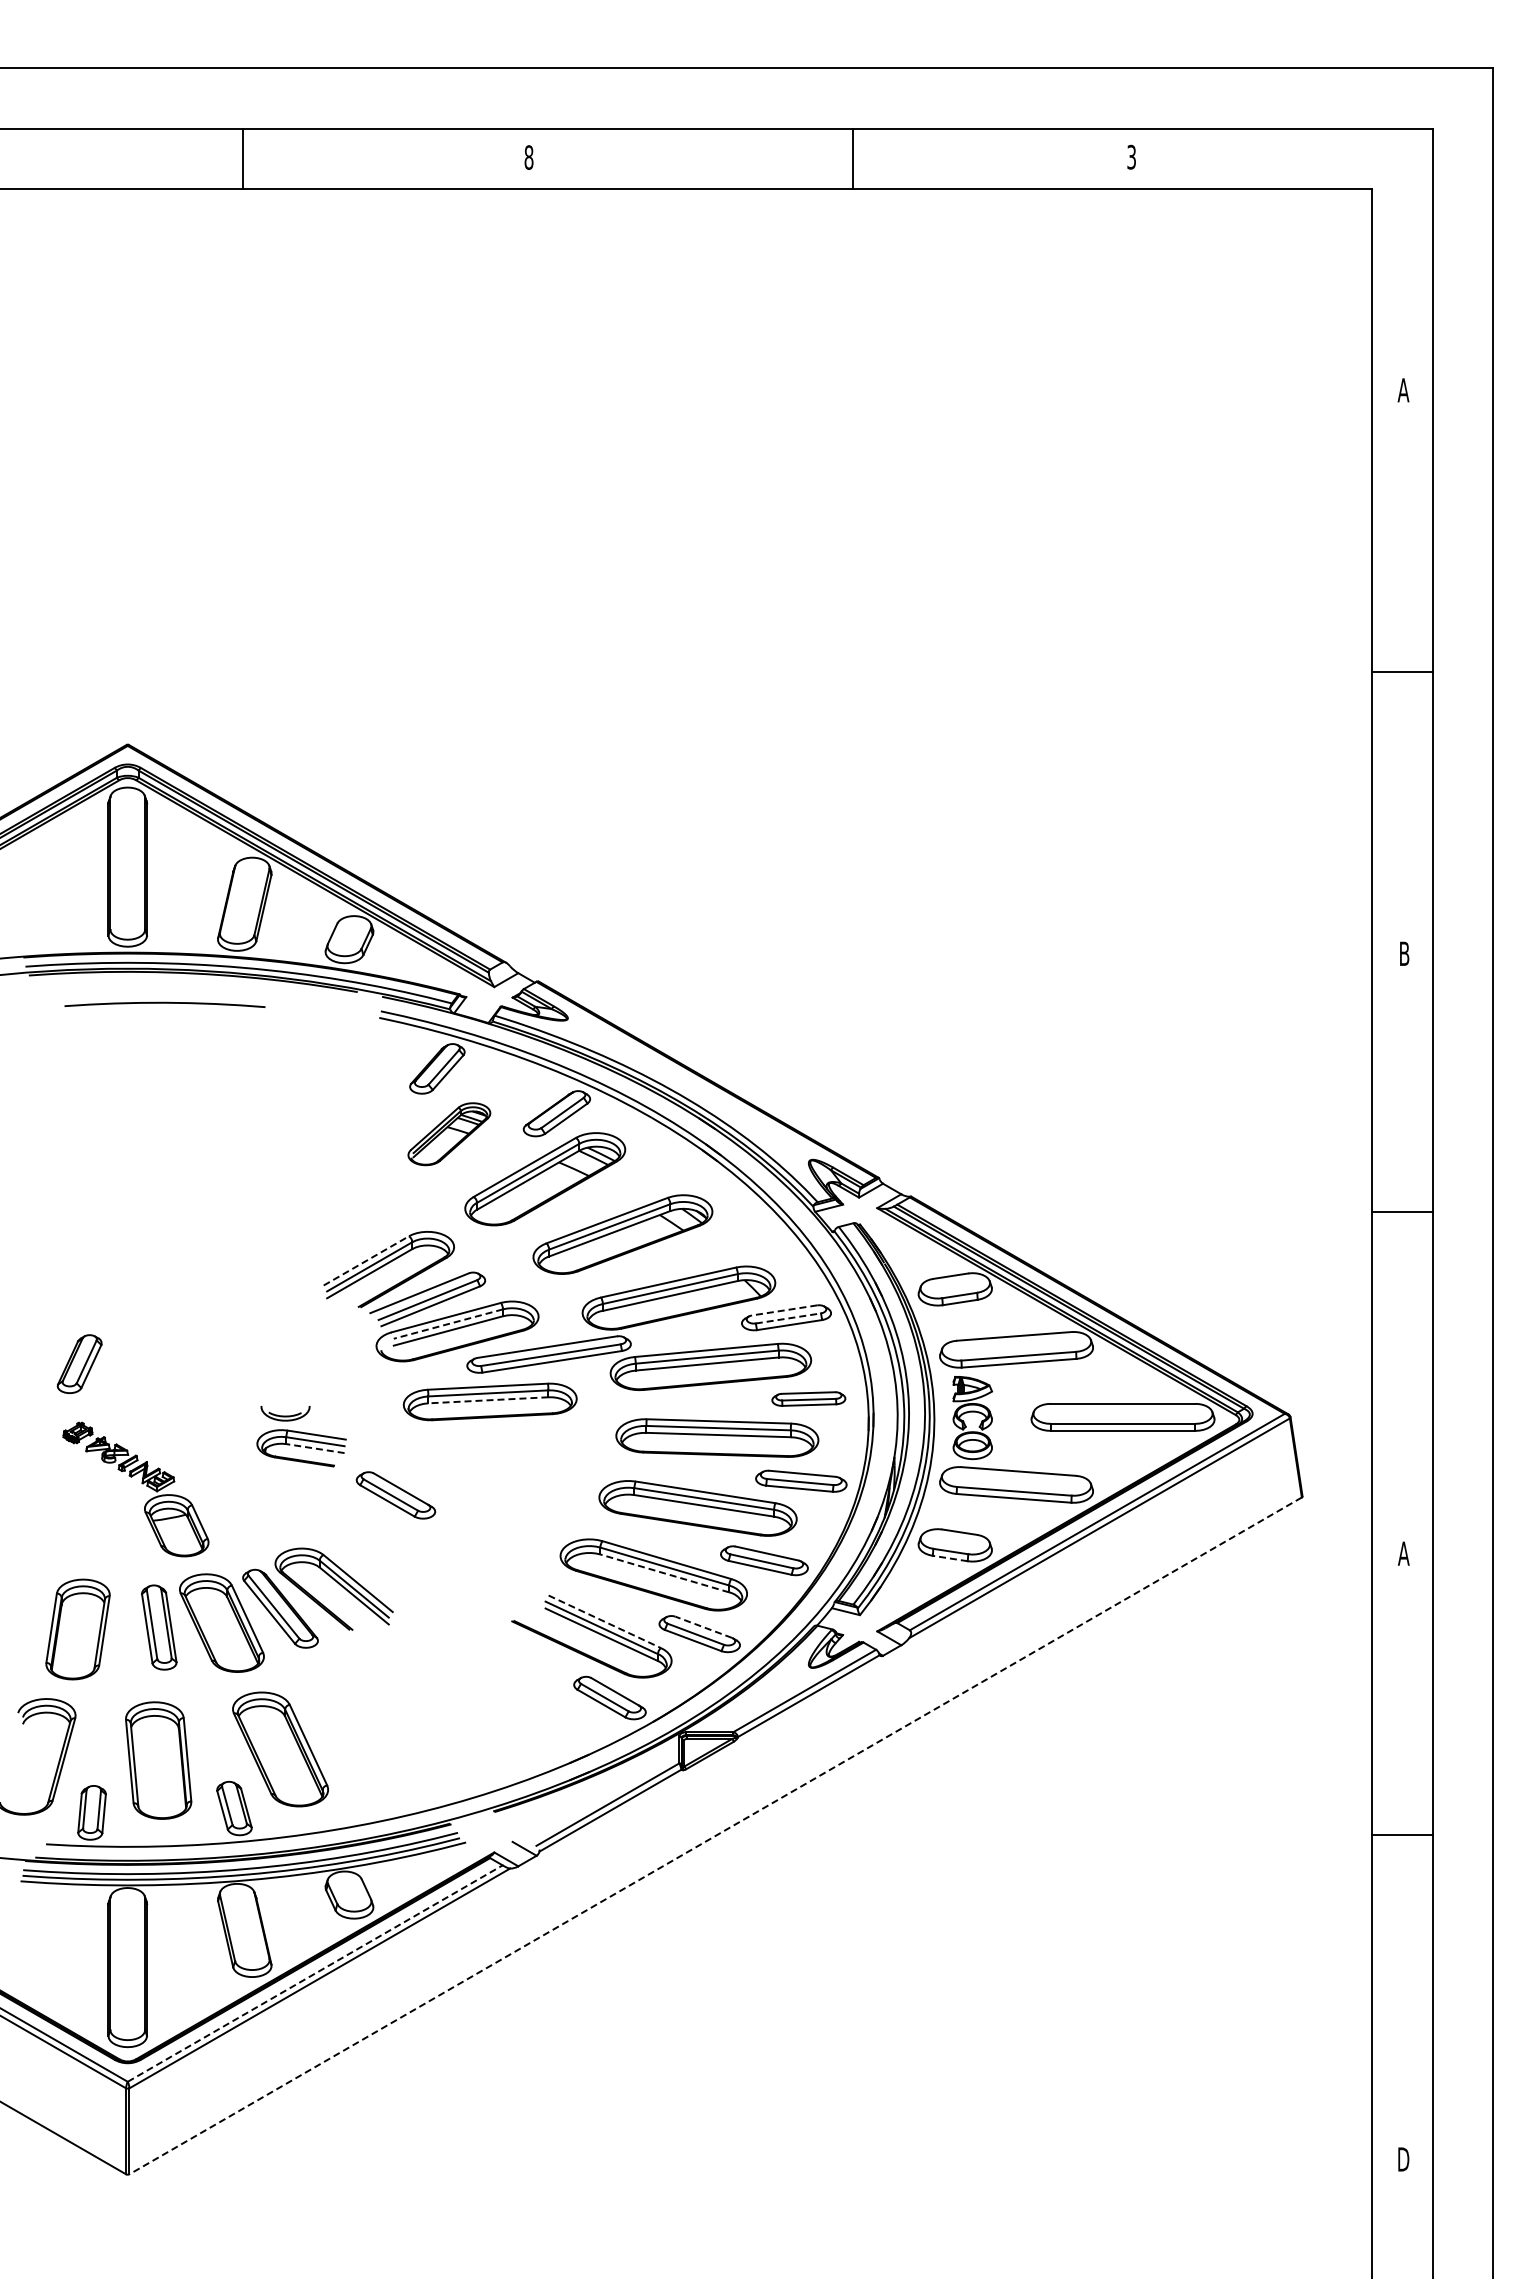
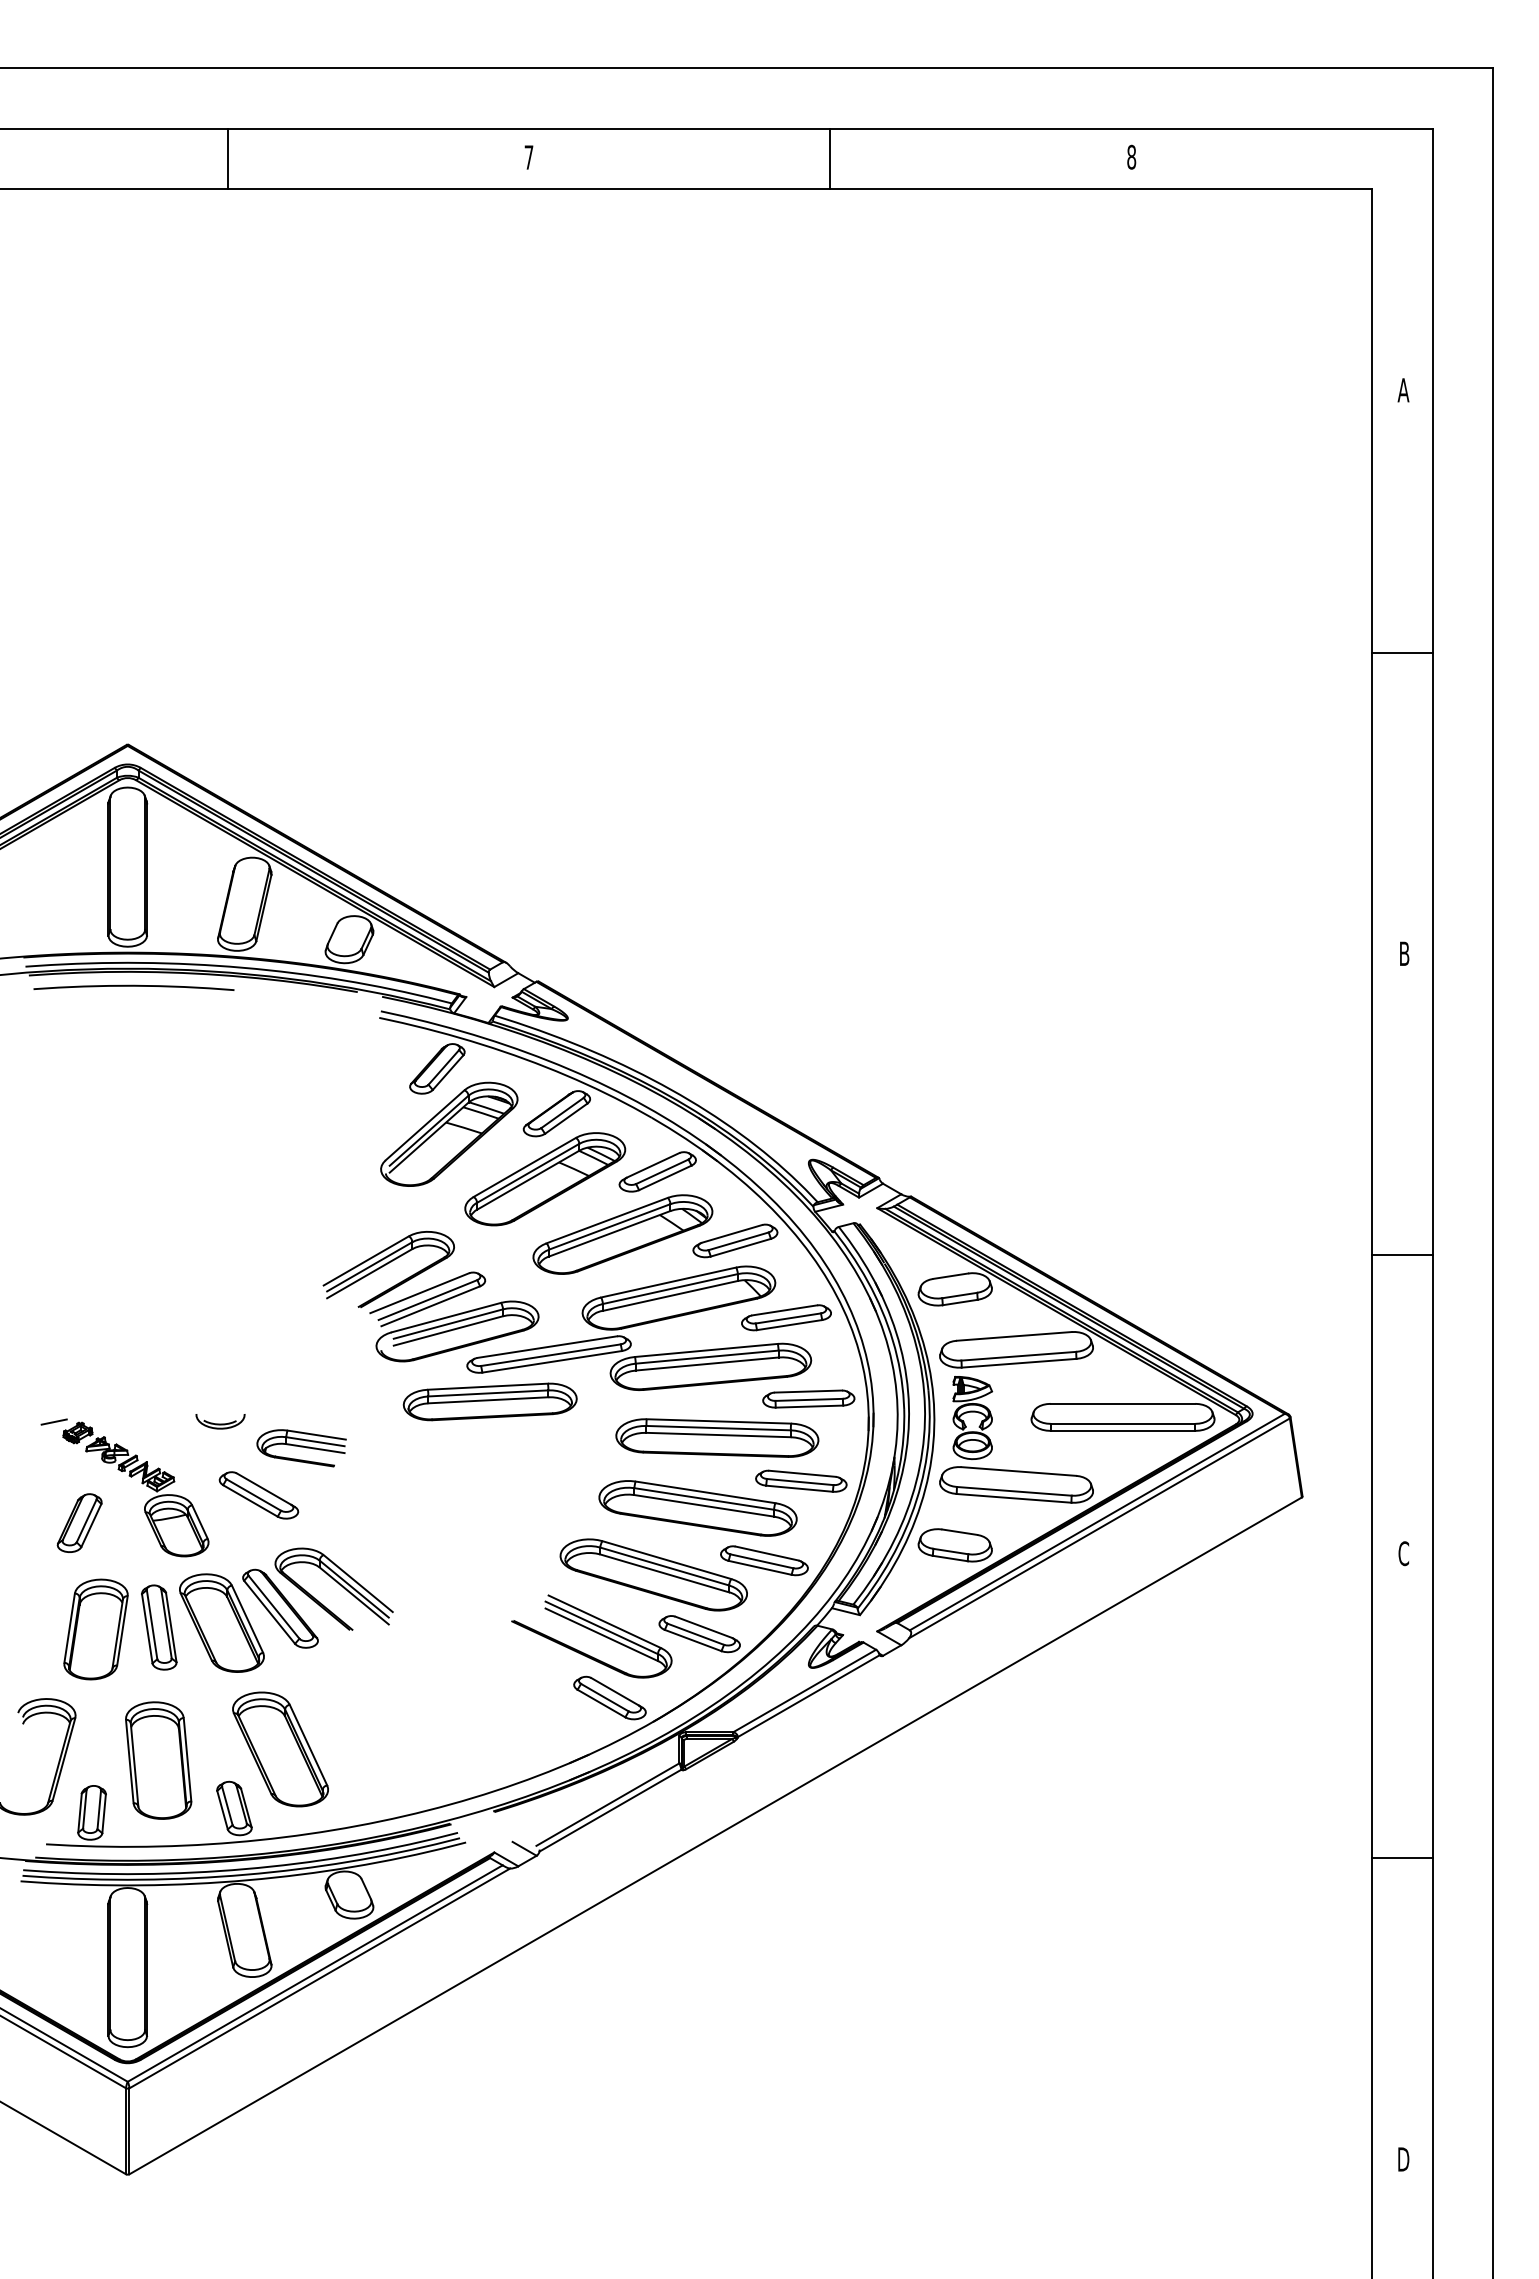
text: 3 -> 8 (1131, 156)
text: 8 -> 7 (528, 157)
line position: (242, 158) -> (227, 158) (227, 158)
line position: (853, 158) -> (830, 158) (830, 158)
line position: (1402, 671) -> (1402, 652) (1402, 652)
curve position: (164, 1003) -> (133, 986) (133, 986)
part size: 85x65 px -> 139x106 px (449, 1133)
part: none -> present (657, 1171)
line position: (1402, 1212) -> (1402, 1255) (1402, 1255)
part: none -> present (735, 1240)
line: dashed -> solid (366, 1260)
line: dashed -> solid (784, 1310)
line: dashed -> solid (788, 1318)
line: dashed -> solid (448, 1324)
part position: (79, 1363) -> (79, 1522) (79, 1522)
part size: 76x16 px -> 94x20 px (808, 1398)
line: dashed -> solid (487, 1400)
part position: (285, 1413) -> (220, 1421) (220, 1421)
line: none -> present (53, 1421)
line: dashed -> solid (315, 1448)
part position: (395, 1495) -> (258, 1495) (258, 1495)
text: A -> C (1403, 1553)
line: dashed -> solid (950, 1558)
line: dashed -> solid (664, 1573)
line: dashed -> solid (605, 1622)
line: dashed -> solid (703, 1627)
part position: (77, 1629) -> (95, 1629) (95, 1629)
line position: (1402, 1834) -> (1402, 1857) (1402, 1857)
line: dashed -> solid (715, 1835)
line: dashed -> solid (315, 1973)
